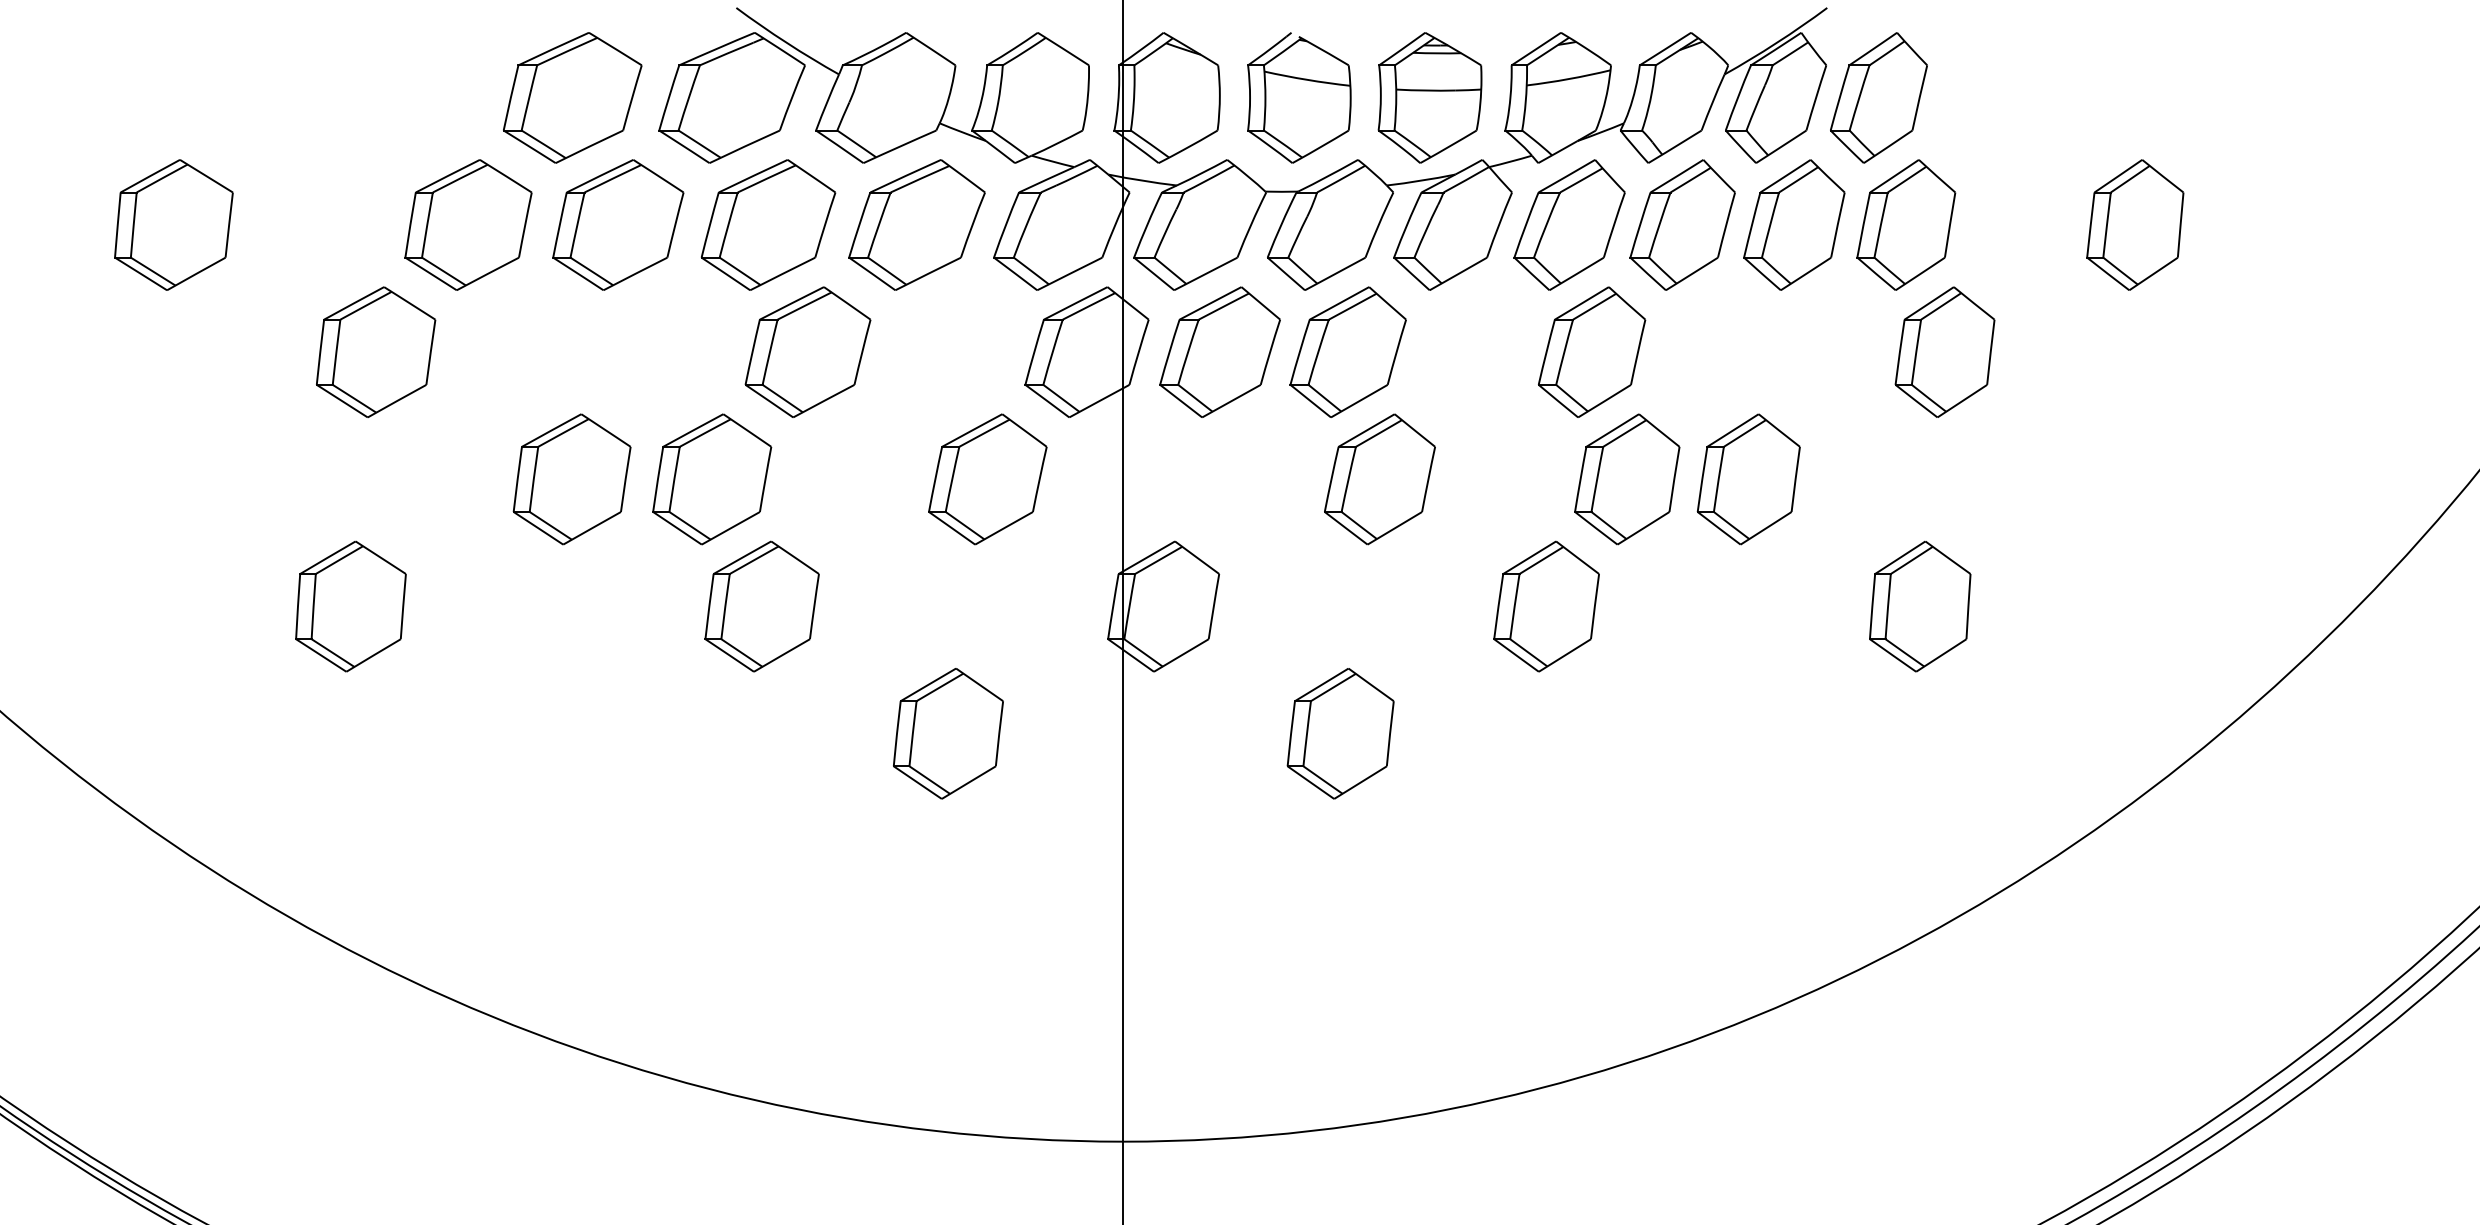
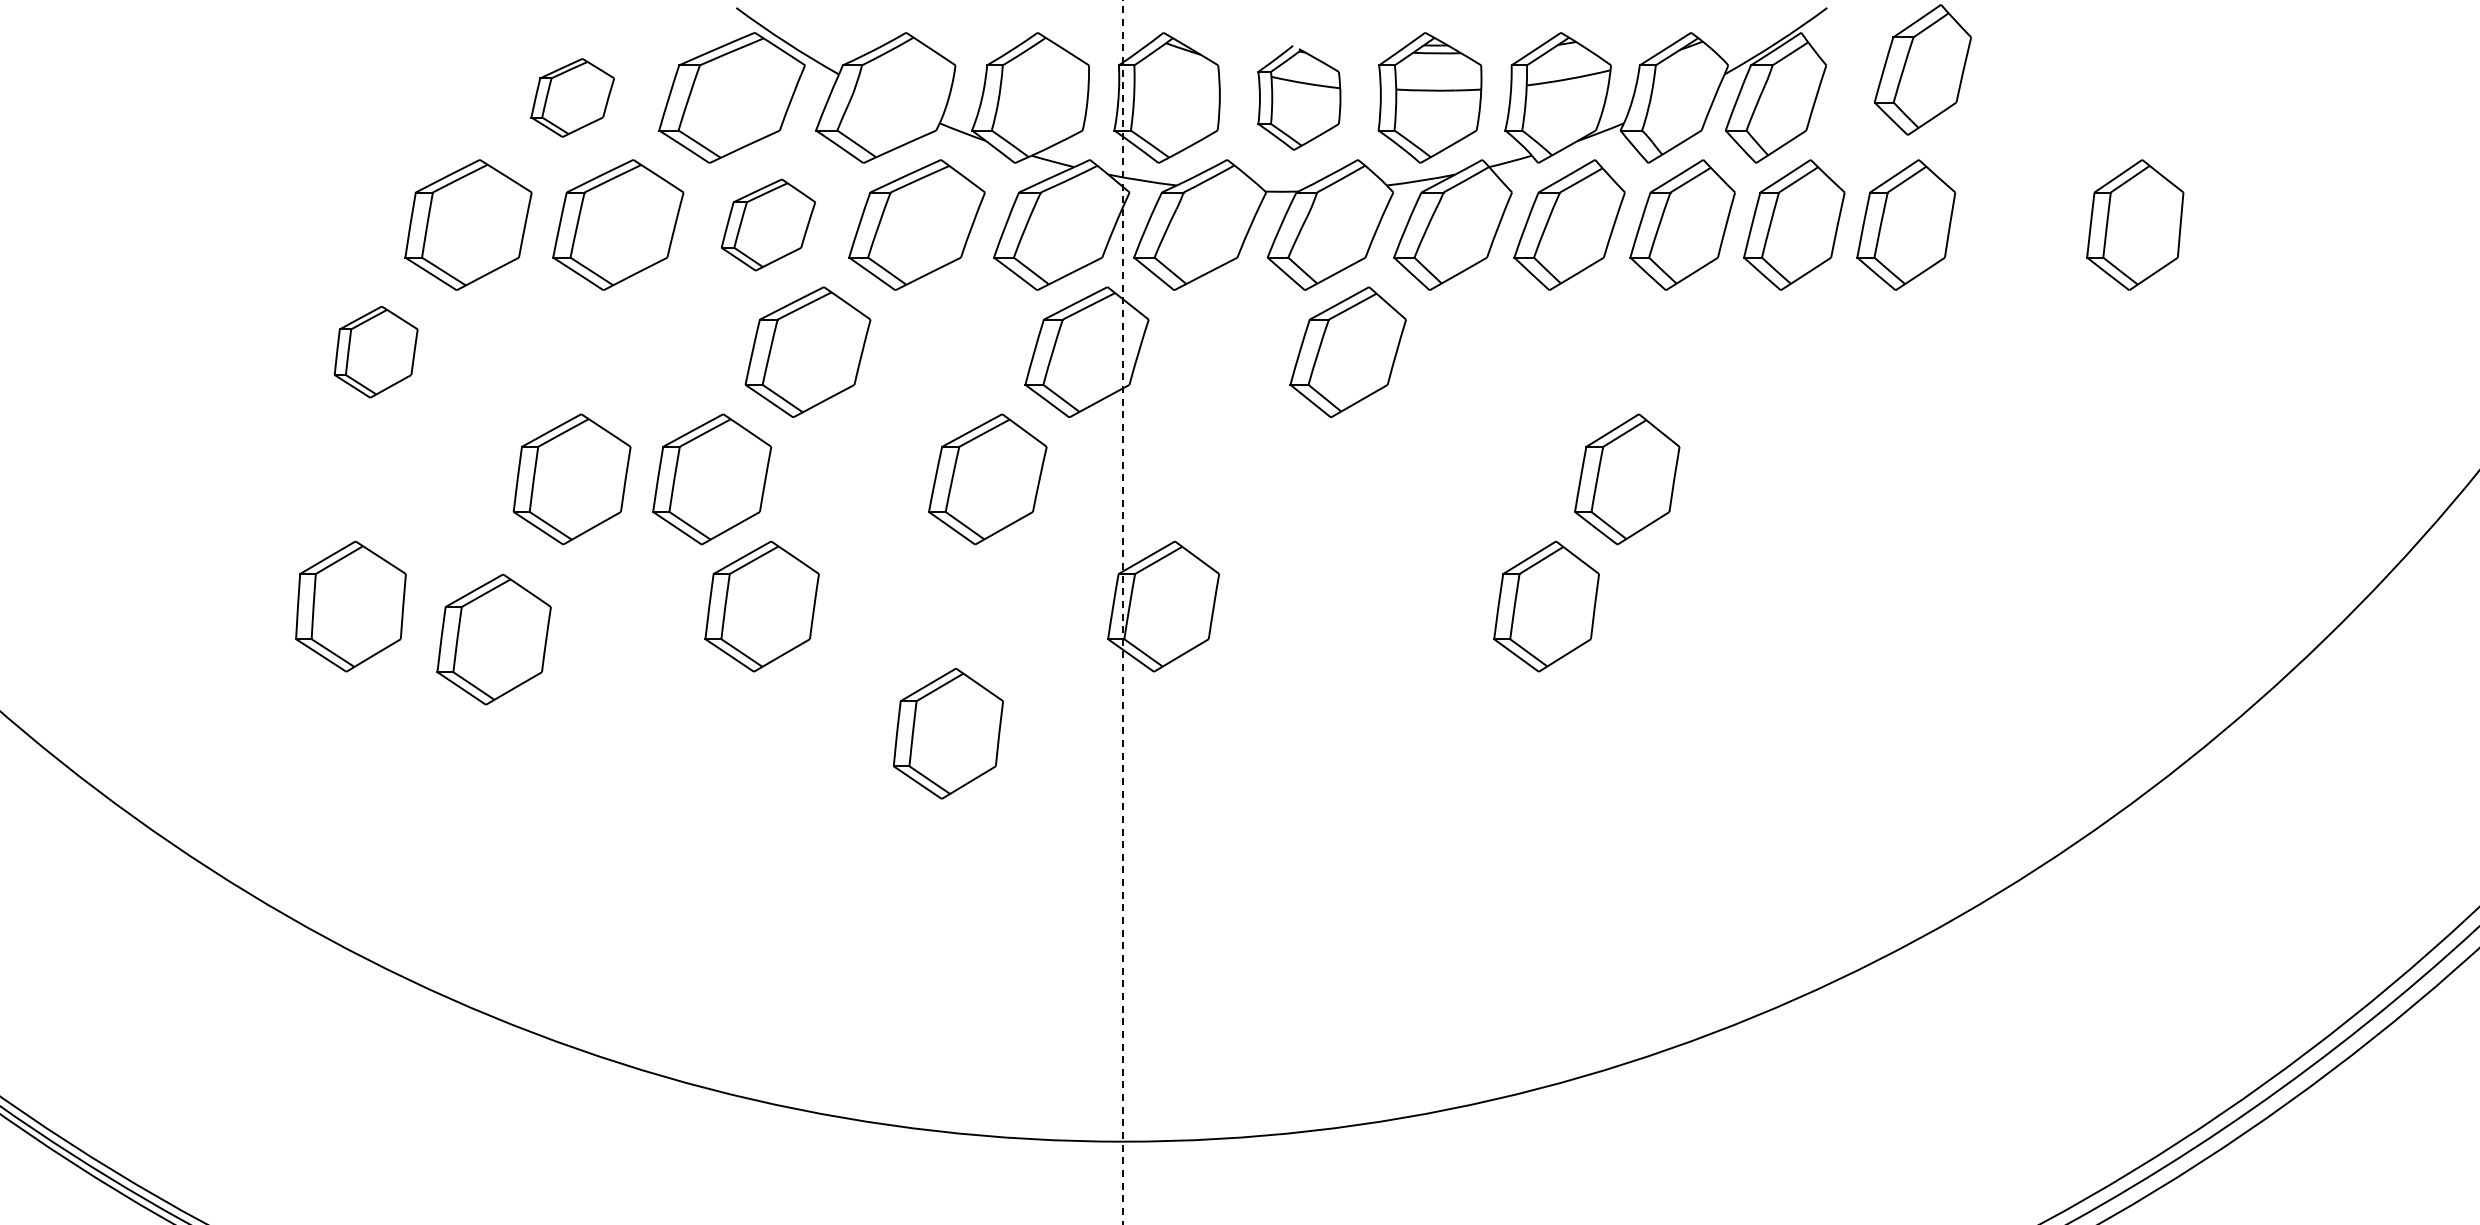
part size: 140x132 px -> 85x80 px (572, 97)
part size: 105x132 px -> 85x106 px (1299, 97)
part position: (1878, 97) -> (1922, 69) (1922, 69)
part: present -> none (173, 224)
part size: 137x132 px -> 96x94 px (768, 224)
part size: 121x132 px -> 86x93 px (375, 352)
part: present -> none (1219, 351)
part: present -> none (1592, 351)
part: present -> none (1944, 351)
part: present -> none (1379, 479)
part: present -> none (1748, 479)
part: present -> none (1920, 606)
line: solid -> dashed (1123, 612)
part: none -> present (493, 639)
part: present -> none (1340, 733)
